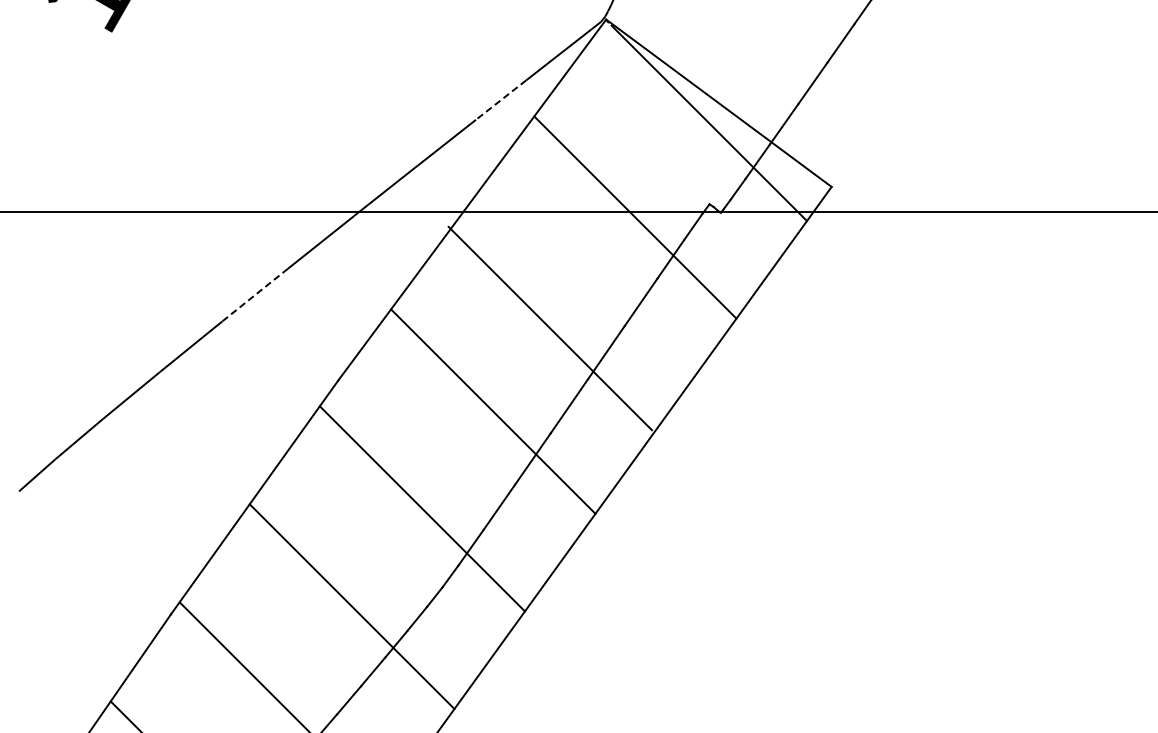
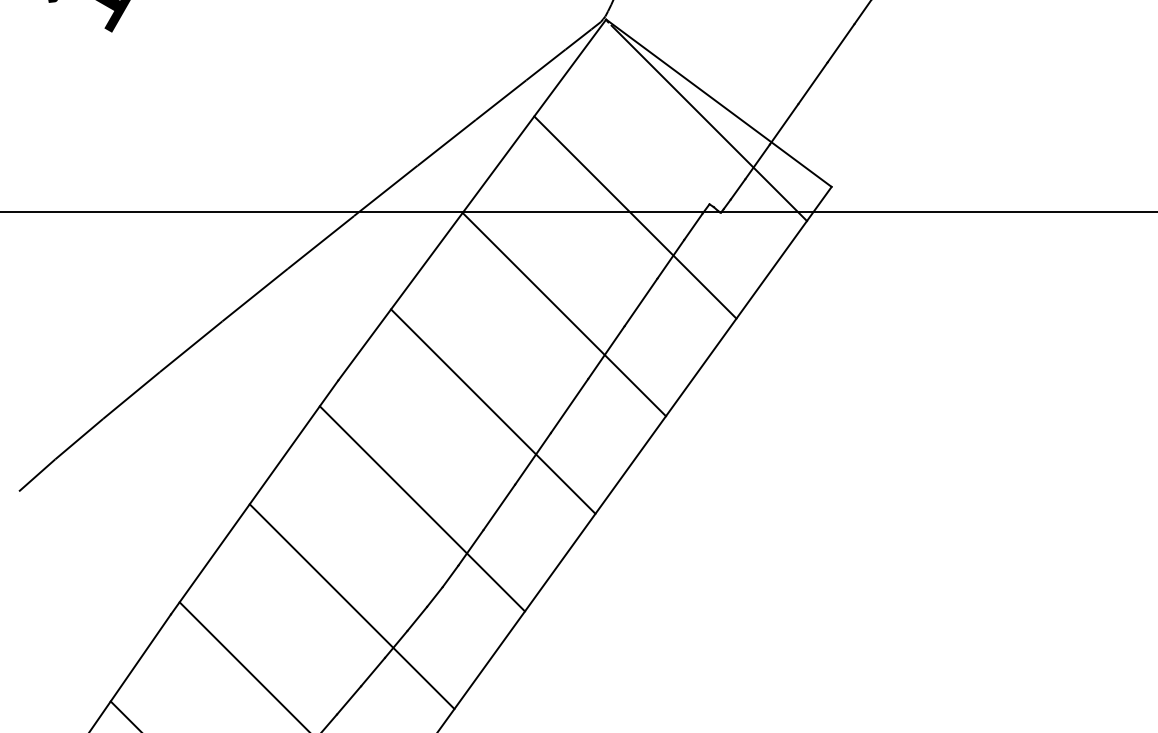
line: dashed -> solid (501, 100)
line: dashed -> solid (254, 295)
line position: (549, 328) -> (563, 314) (563, 314)
